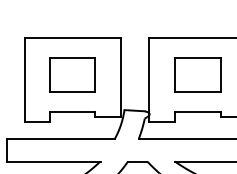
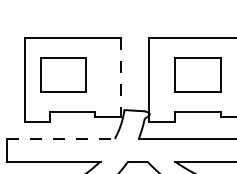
part position: (72, 74) -> (63, 74) (63, 74)
line: solid -> dashed (120, 77)
line: solid -> dashed (61, 138)
